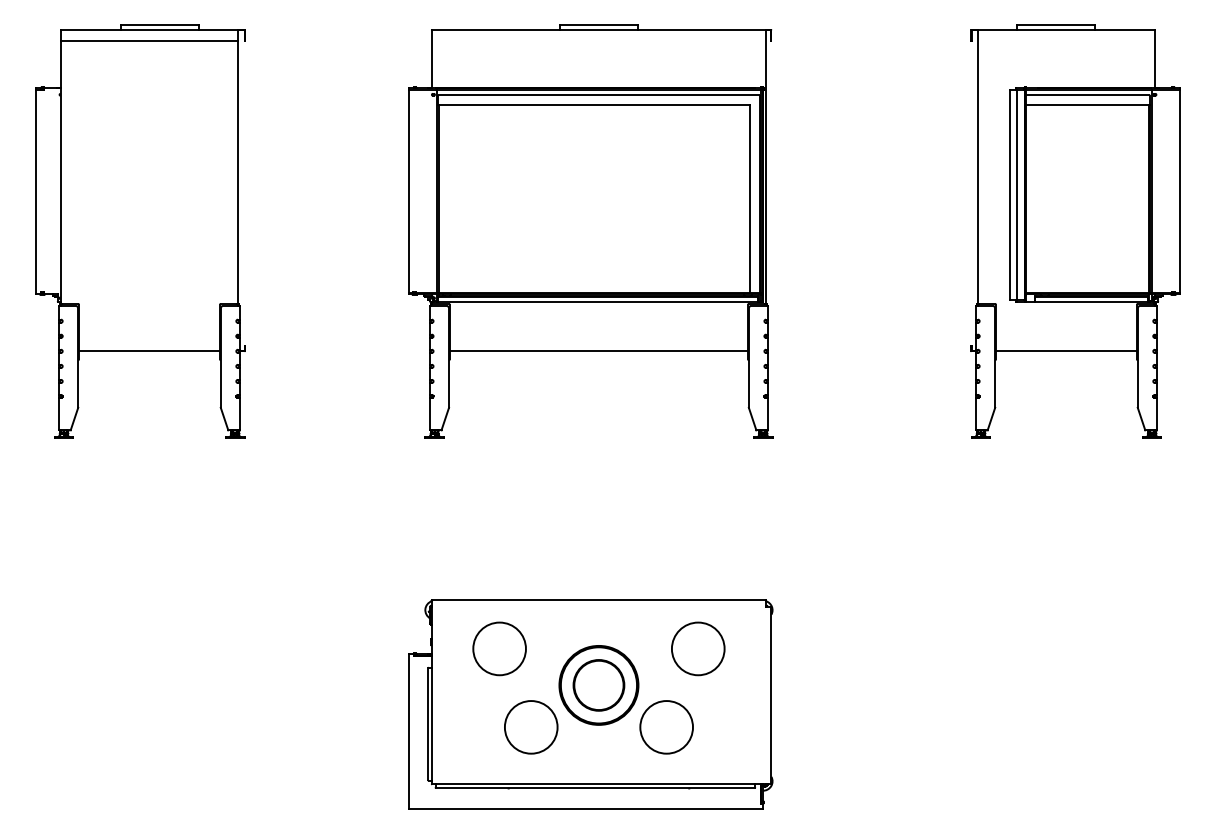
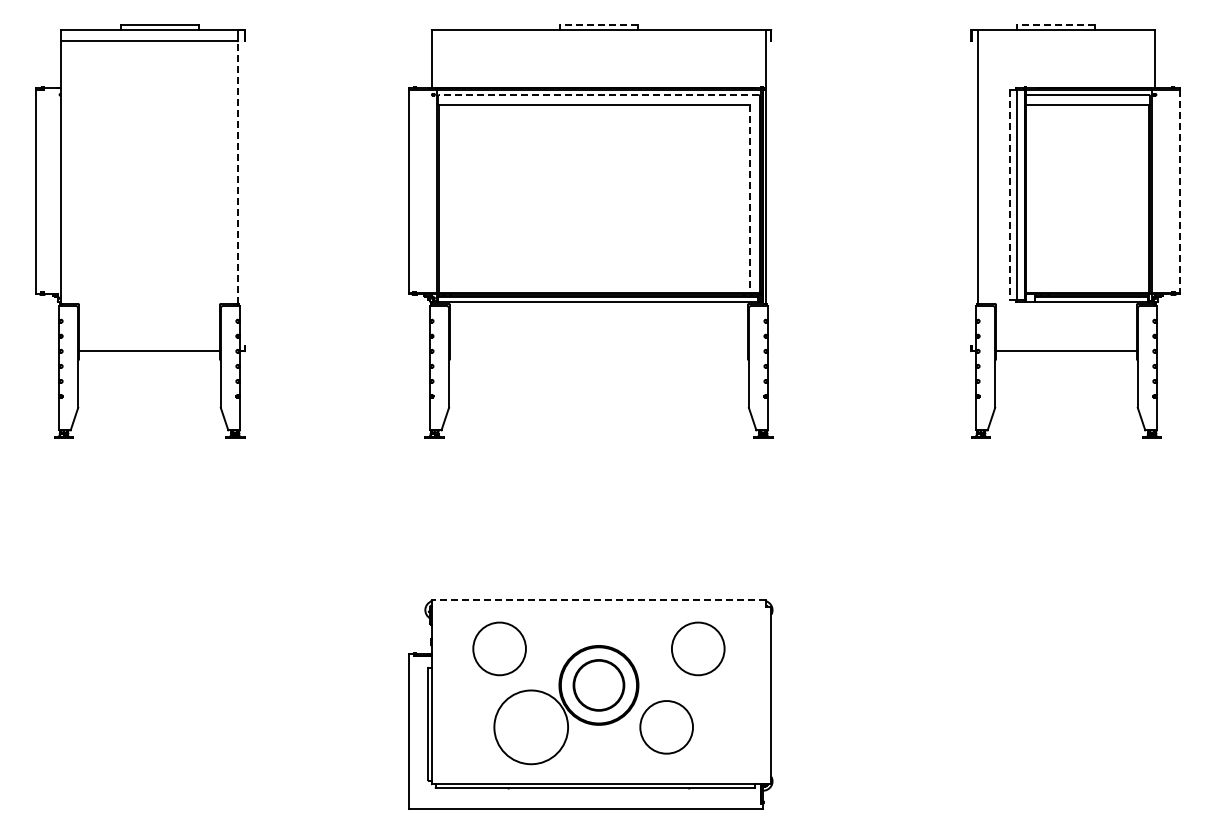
line: solid -> dashed (598, 25)
line: solid -> dashed (1056, 25)
line: solid -> dashed (598, 95)
line: solid -> dashed (238, 172)
line: solid -> dashed (1179, 191)
line: solid -> dashed (1009, 195)
line: solid -> dashed (750, 199)
line: present -> none (598, 351)
line: solid -> dashed (598, 600)
circle diameter: 53 px -> 74 px (531, 727)
